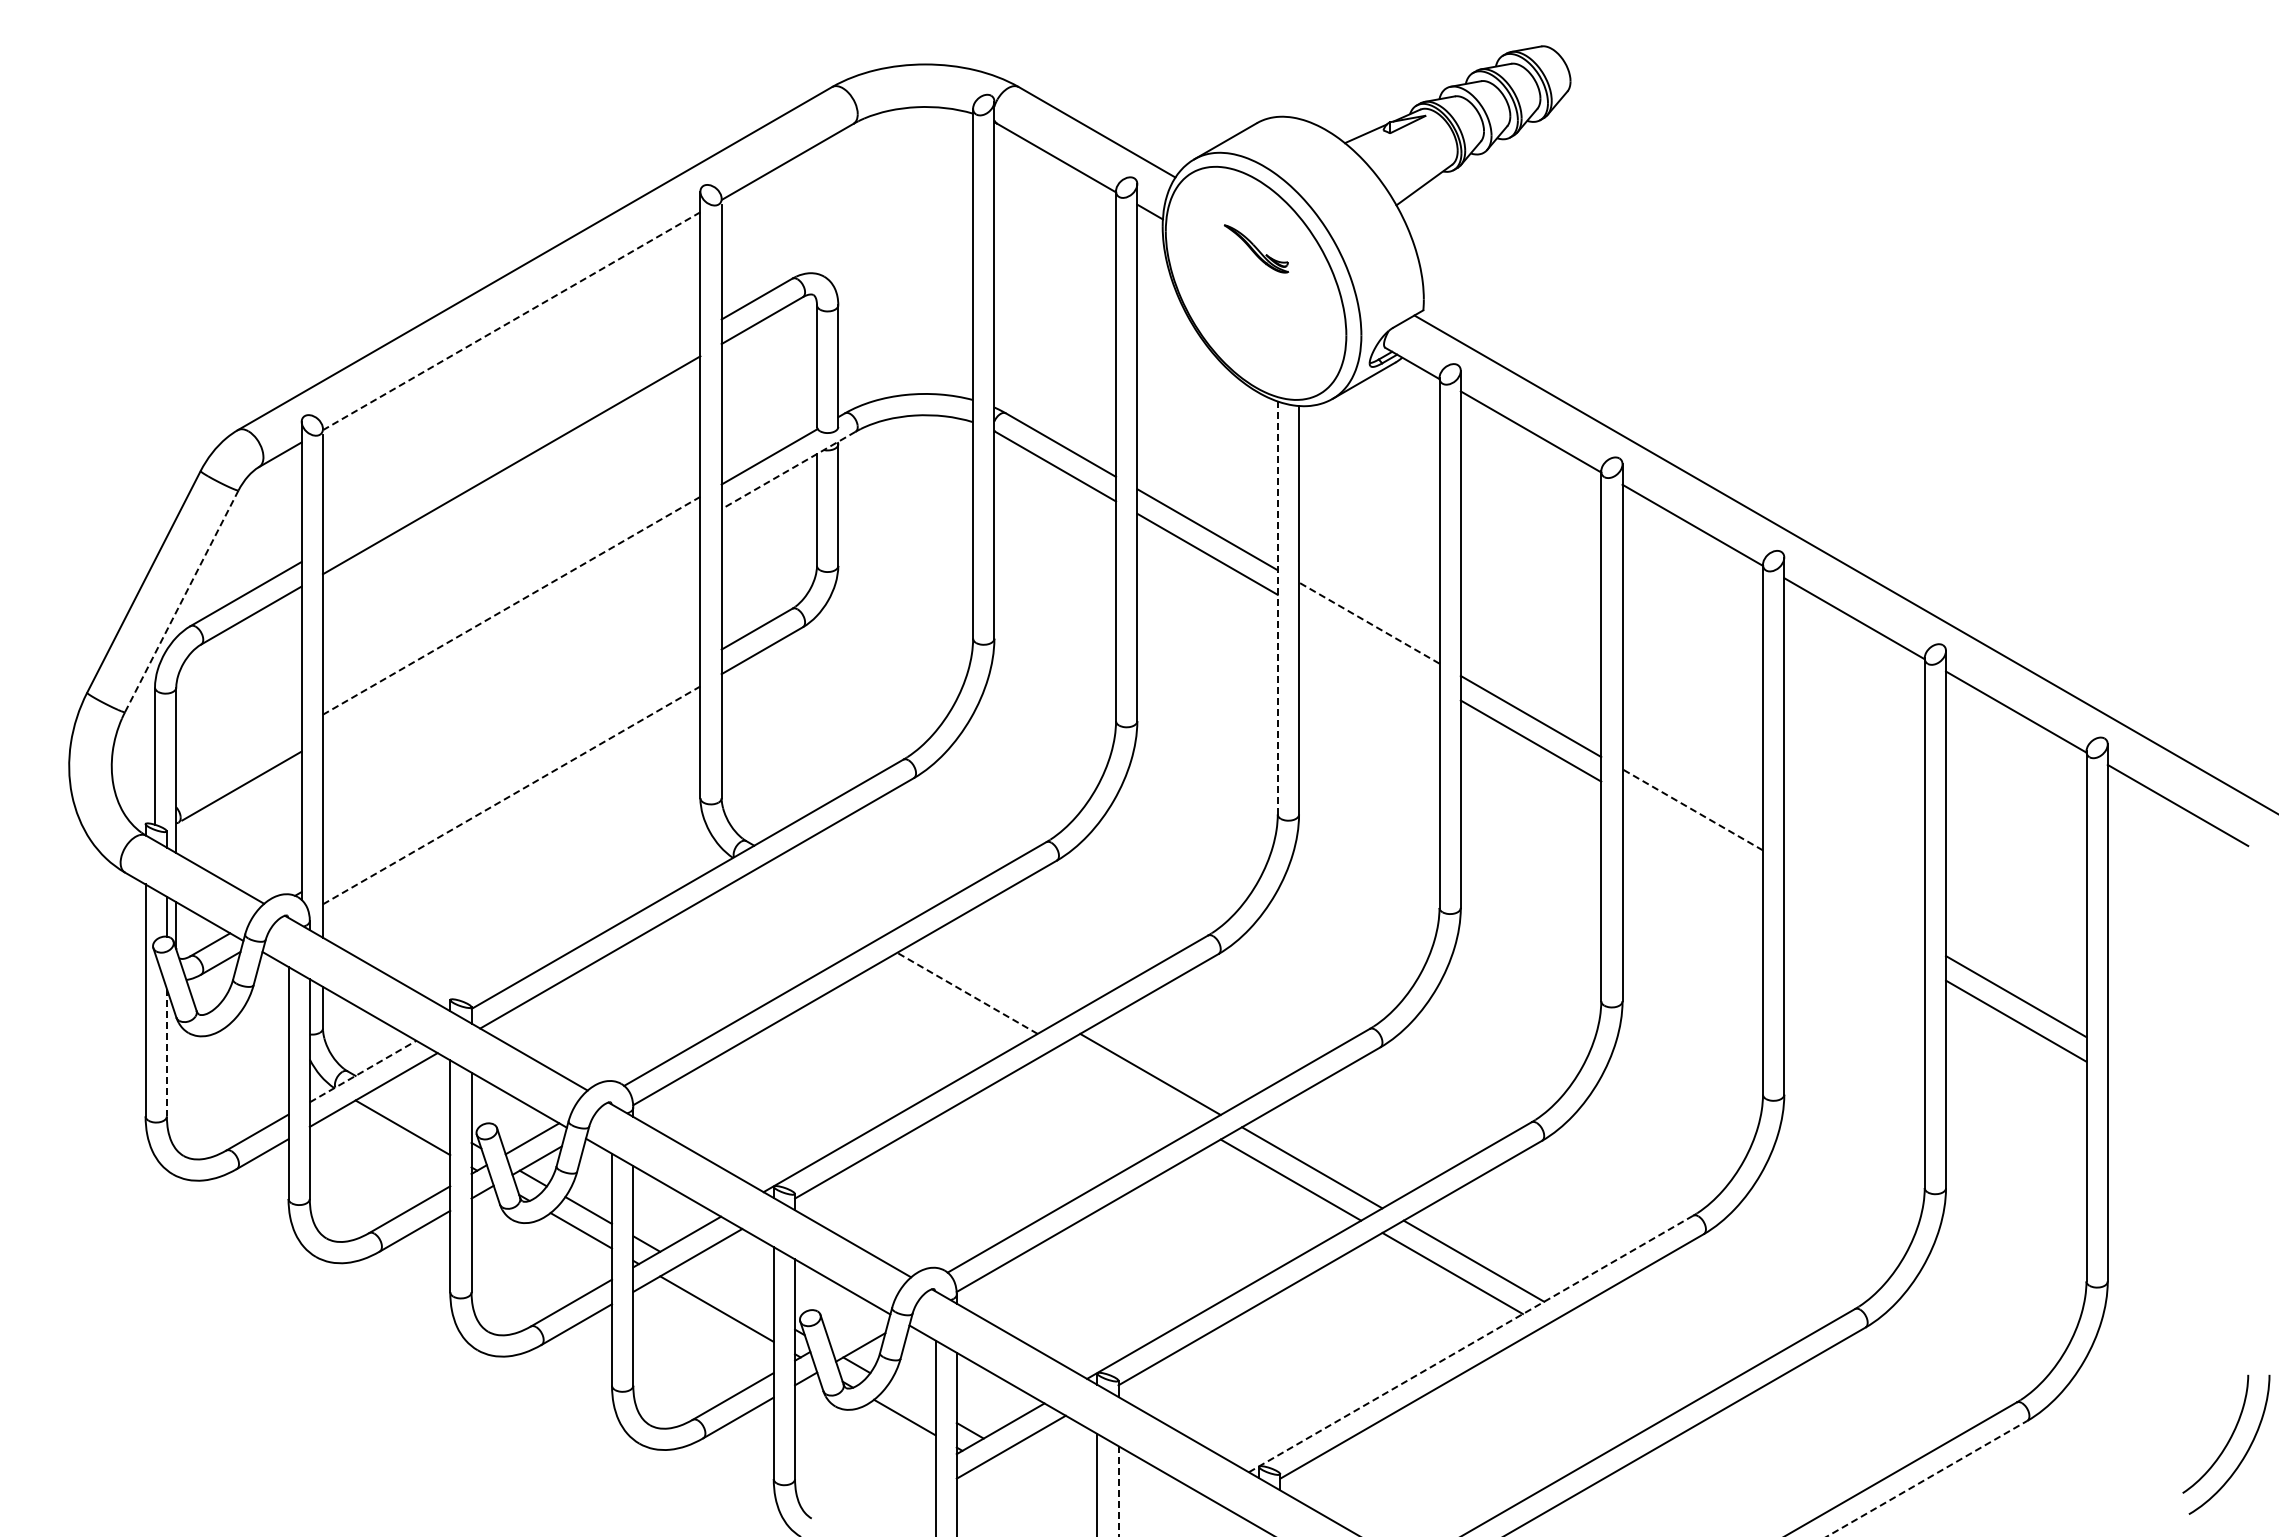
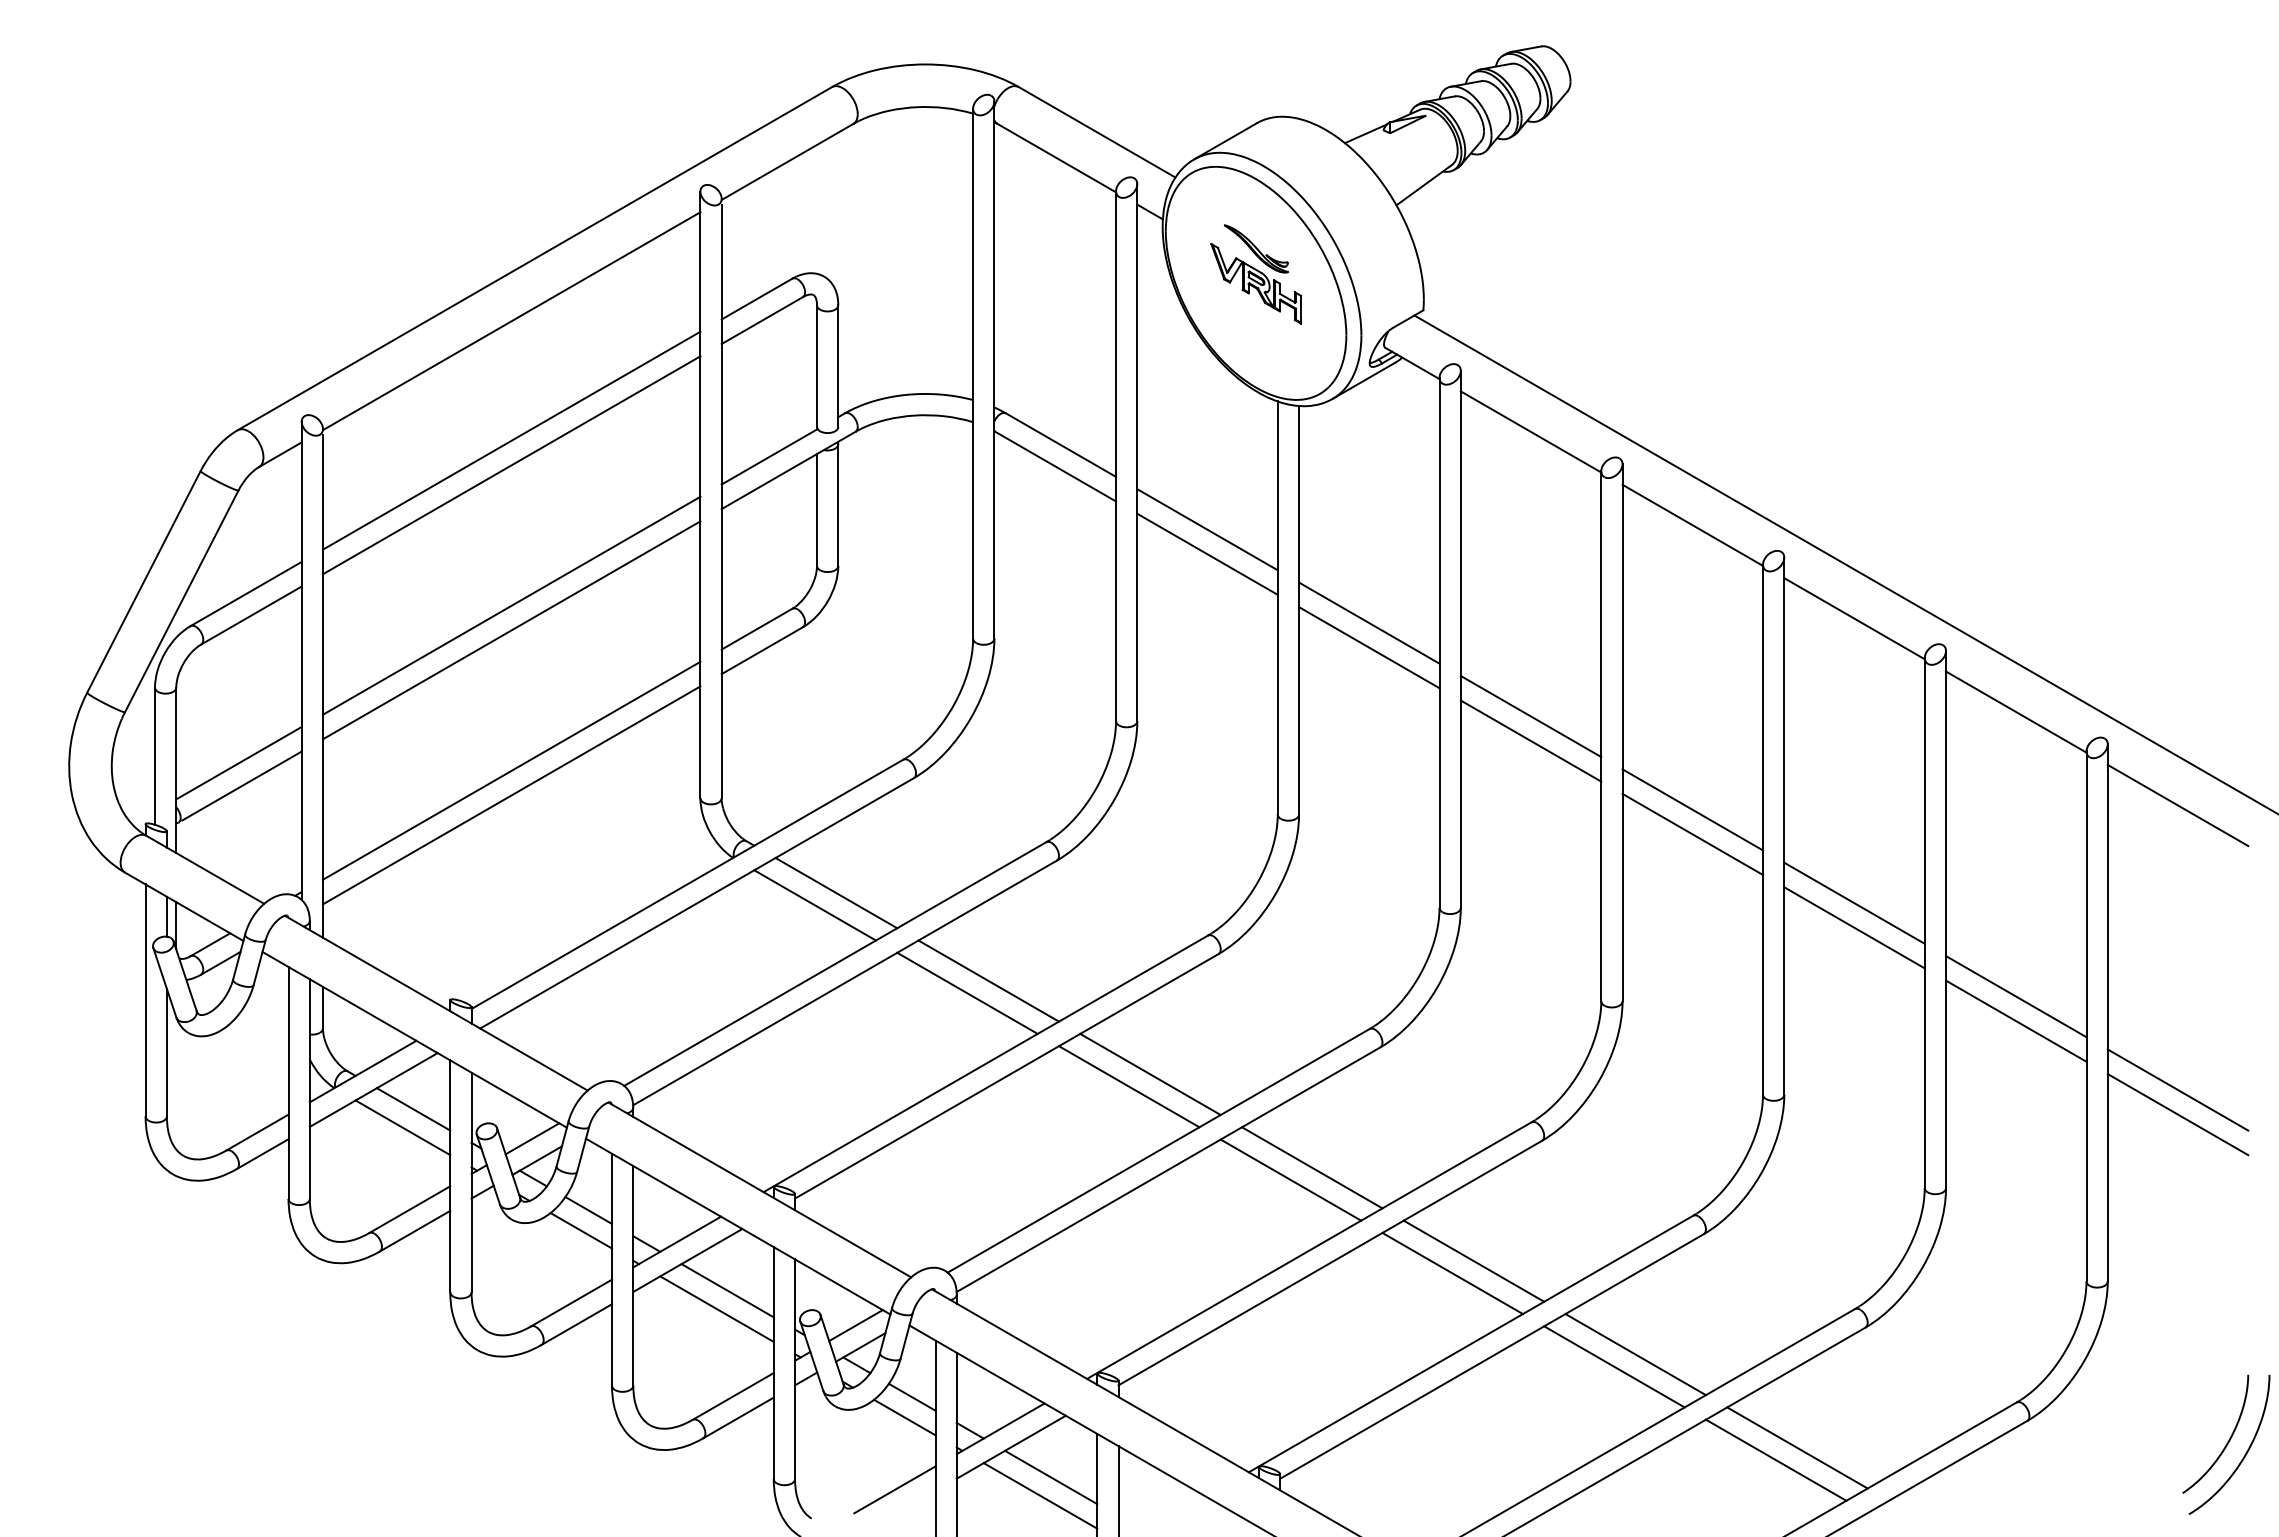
part: none -> present (1256, 283)
line: dashed -> solid (511, 321)
line: none -> present (511, 440)
line: dashed -> solid (788, 470)
line: dashed -> solid (181, 601)
line: dashed -> solid (511, 605)
line: dashed -> solid (1277, 608)
line: dashed -> solid (1368, 622)
line: none -> present (511, 630)
line: none -> present (1369, 647)
line: none -> present (238, 763)
line: none -> present (511, 770)
line: dashed -> solid (511, 795)
line: dashed -> solid (1692, 809)
line: none -> present (1692, 834)
line: none -> present (836, 893)
line: none -> present (1854, 902)
line: none -> present (814, 905)
line: none -> present (1854, 927)
line: none -> present (988, 980)
line: dashed -> solid (967, 993)
line: dashed -> solid (166, 1052)
line: dashed -> solid (363, 1071)
line: none -> present (1128, 1086)
line: none -> present (2177, 1089)
line: none -> present (413, 1109)
line: none -> present (2177, 1114)
line: none -> present (727, 1290)
line: none -> present (855, 1325)
line: dashed -> solid (1471, 1343)
line: none -> present (1635, 1354)
line: none -> present (1614, 1366)
line: none -> present (911, 1396)
line: none -> present (1797, 1447)
line: none -> present (1775, 1459)
line: none -> present (1051, 1477)
line: dashed -> solid (1926, 1478)
line: none -> present (894, 1489)
line: dashed -> solid (1118, 1491)
line: none -> present (1040, 1495)
